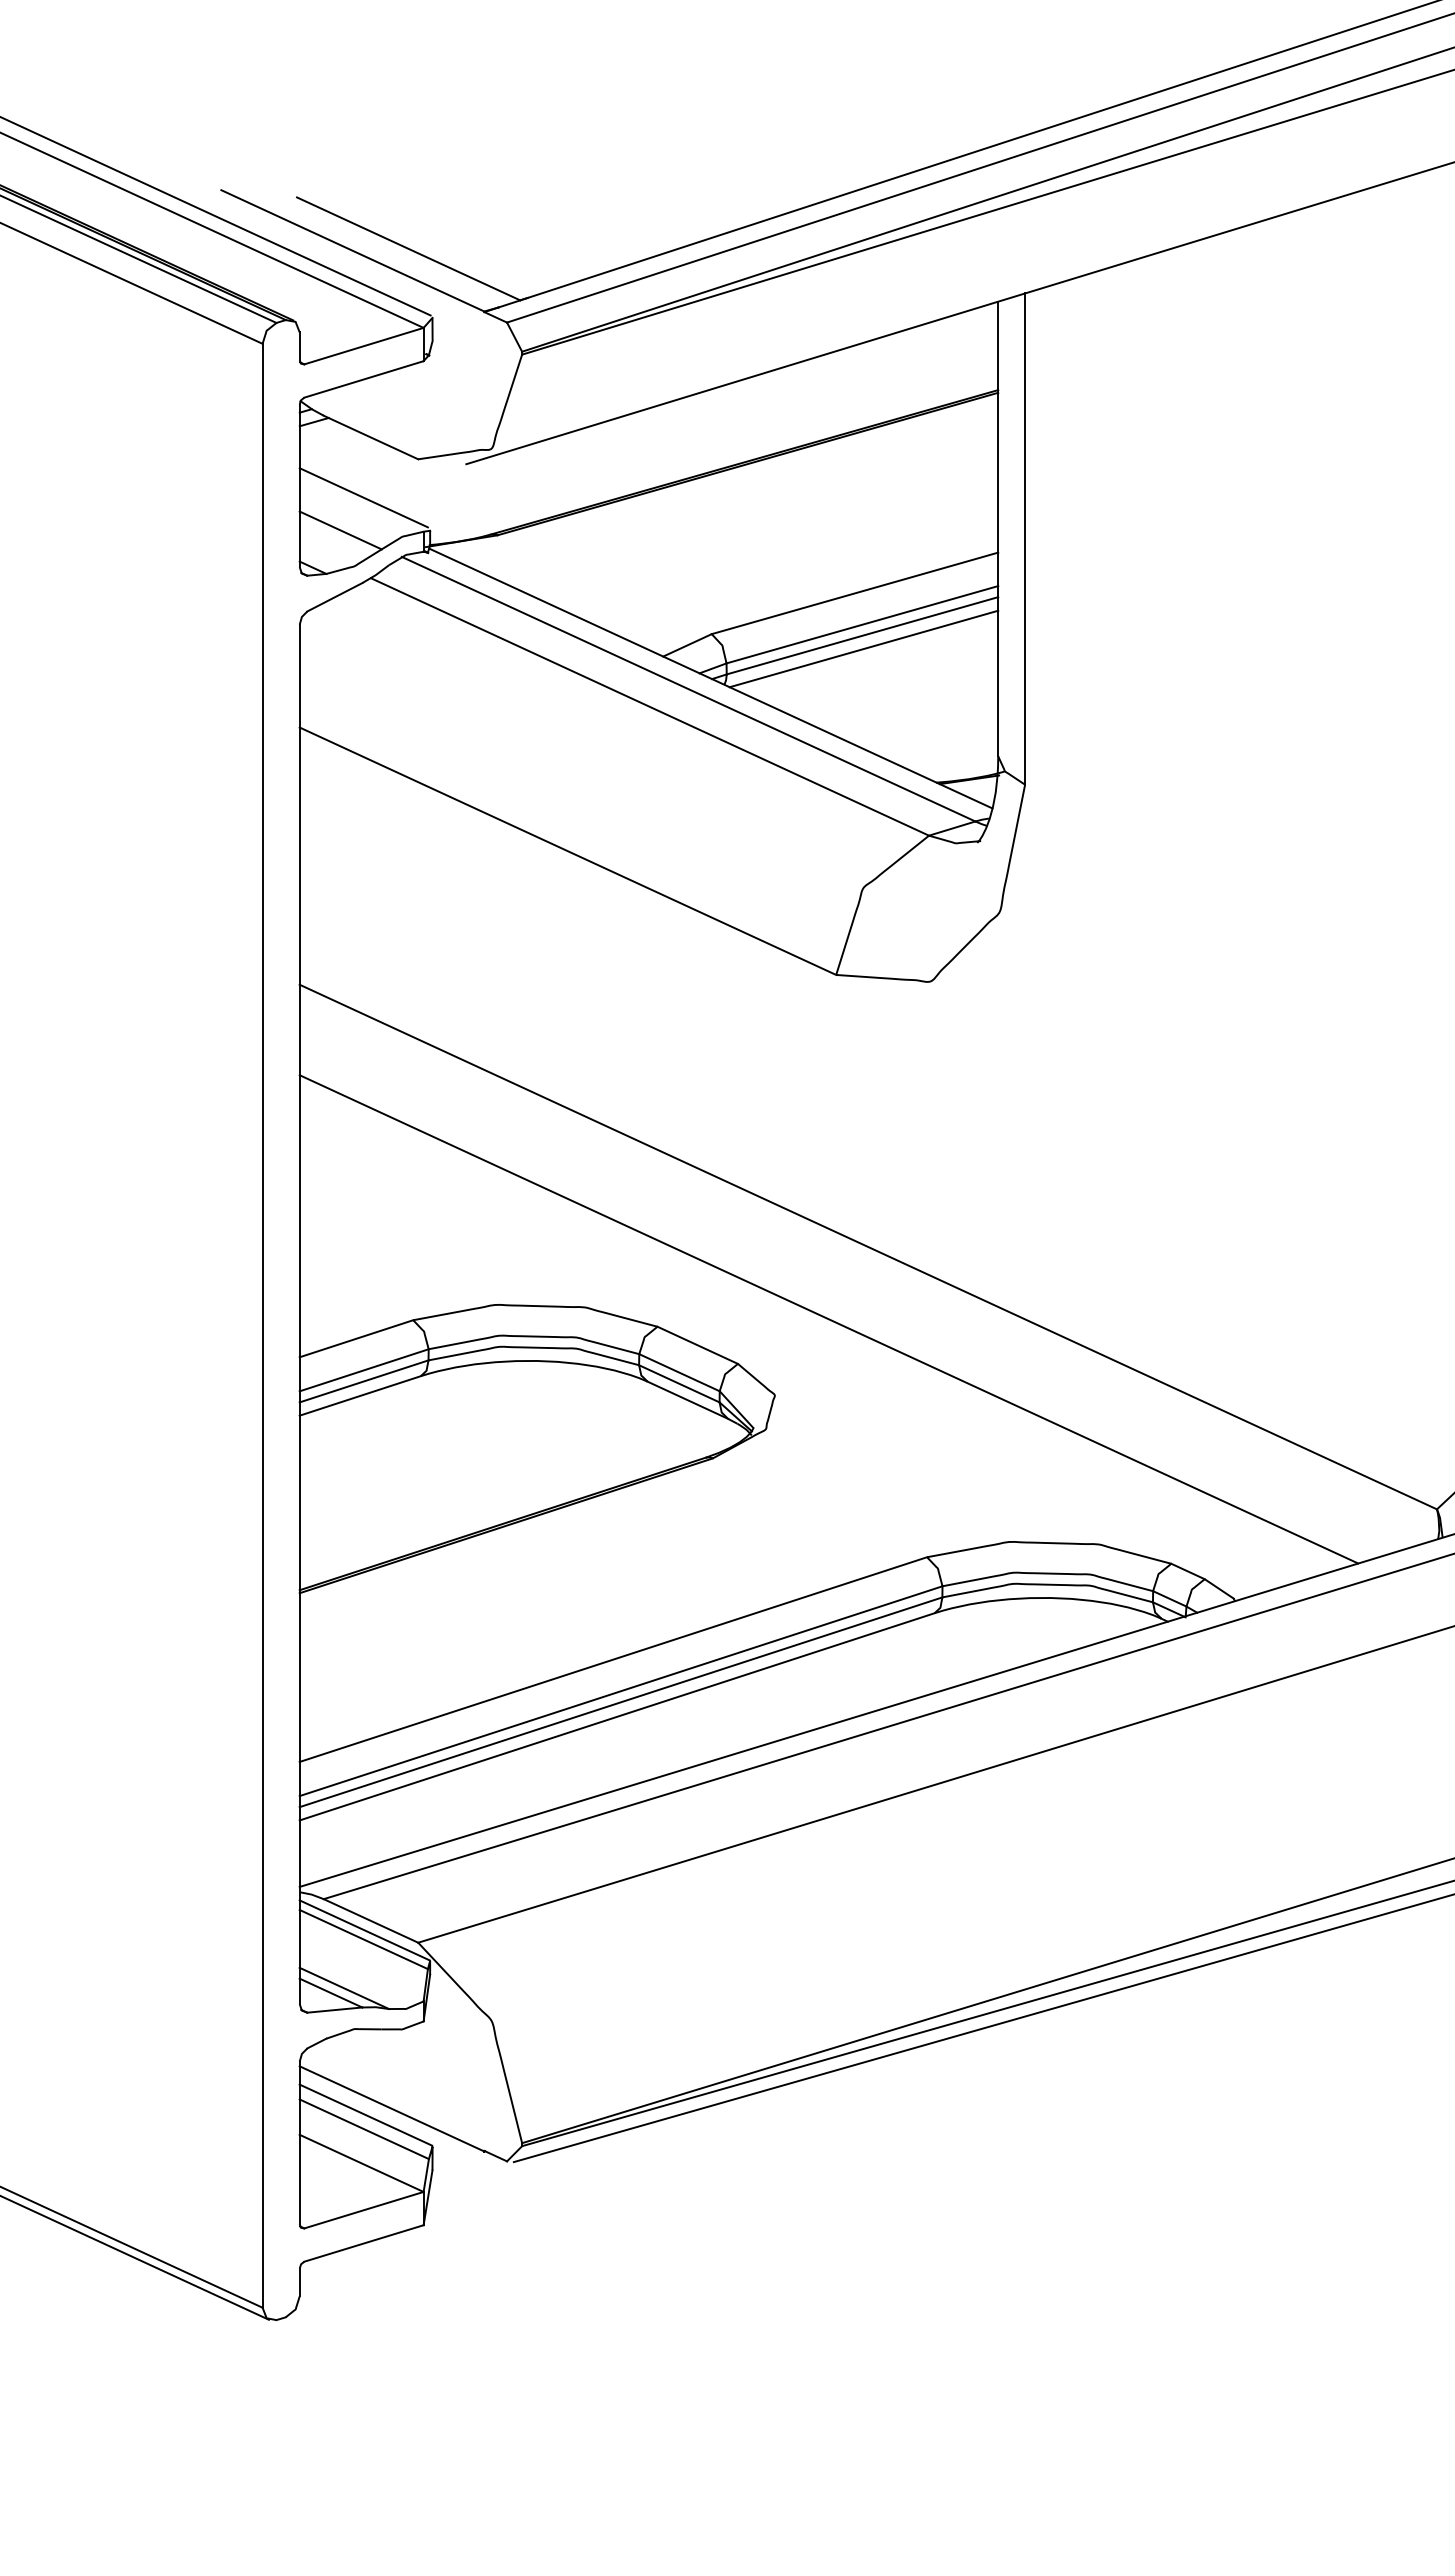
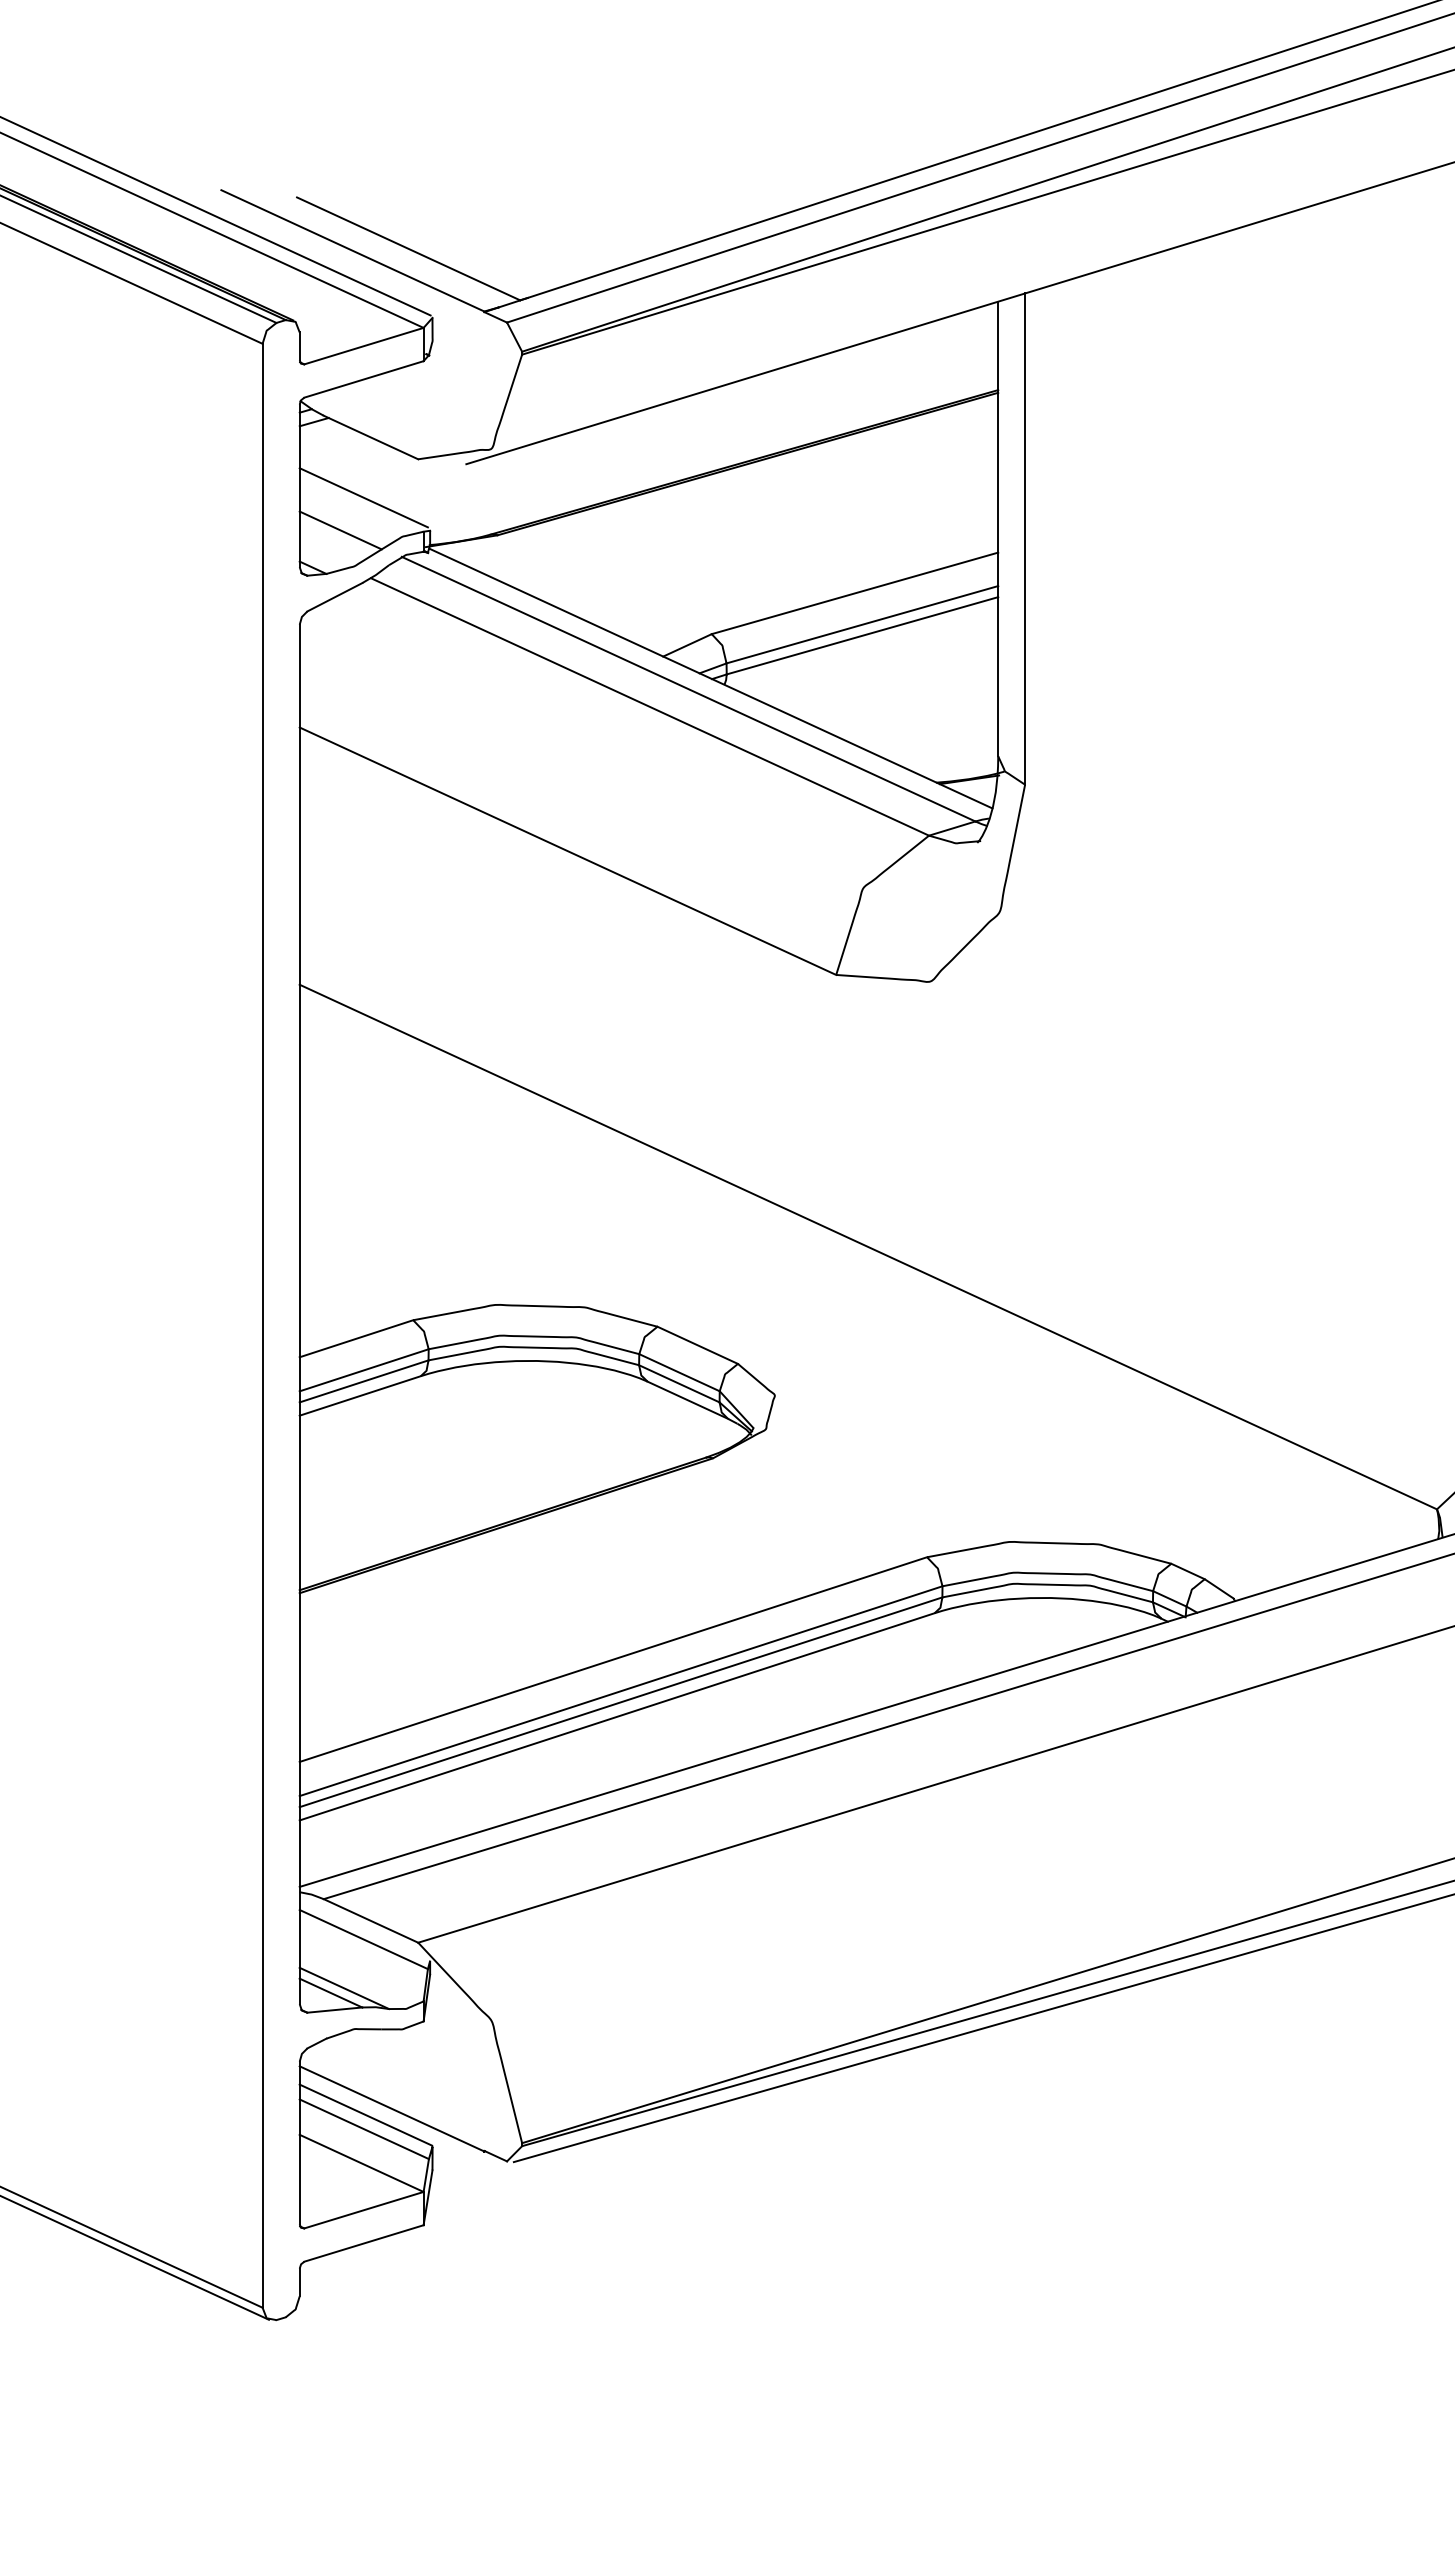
line: present -> none (863, 648)
line: present -> none (828, 1319)
line: present -> none (364, 1930)
